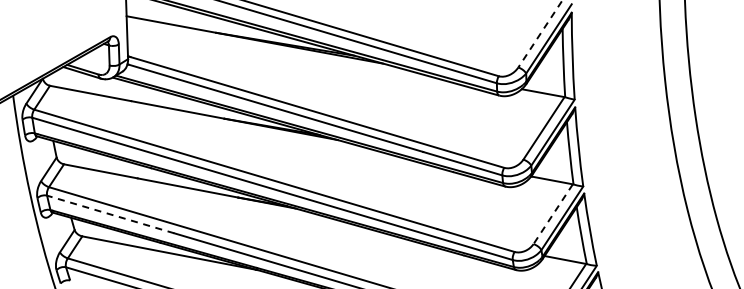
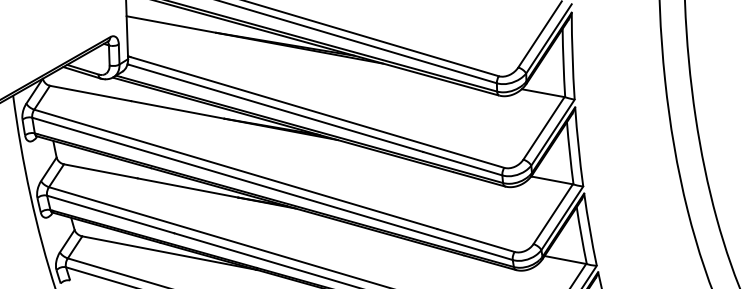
line: dashed -> solid (540, 34)
line: dashed -> solid (110, 214)
line: dashed -> solid (553, 214)
